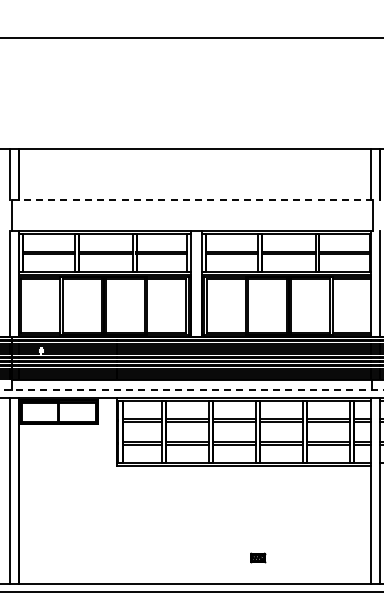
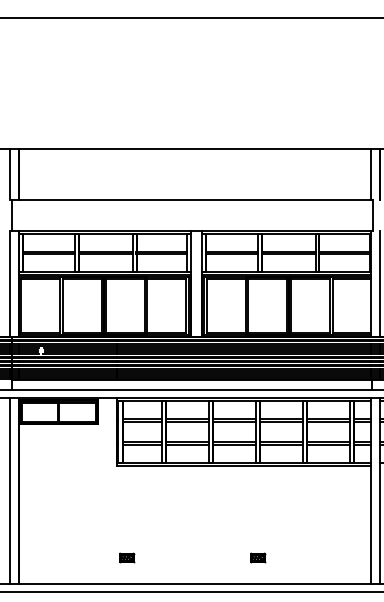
line position: (191, 38) -> (191, 18) (191, 18)
line: dashed -> solid (192, 199)
line: dashed -> solid (192, 390)
part: none -> present (127, 557)
